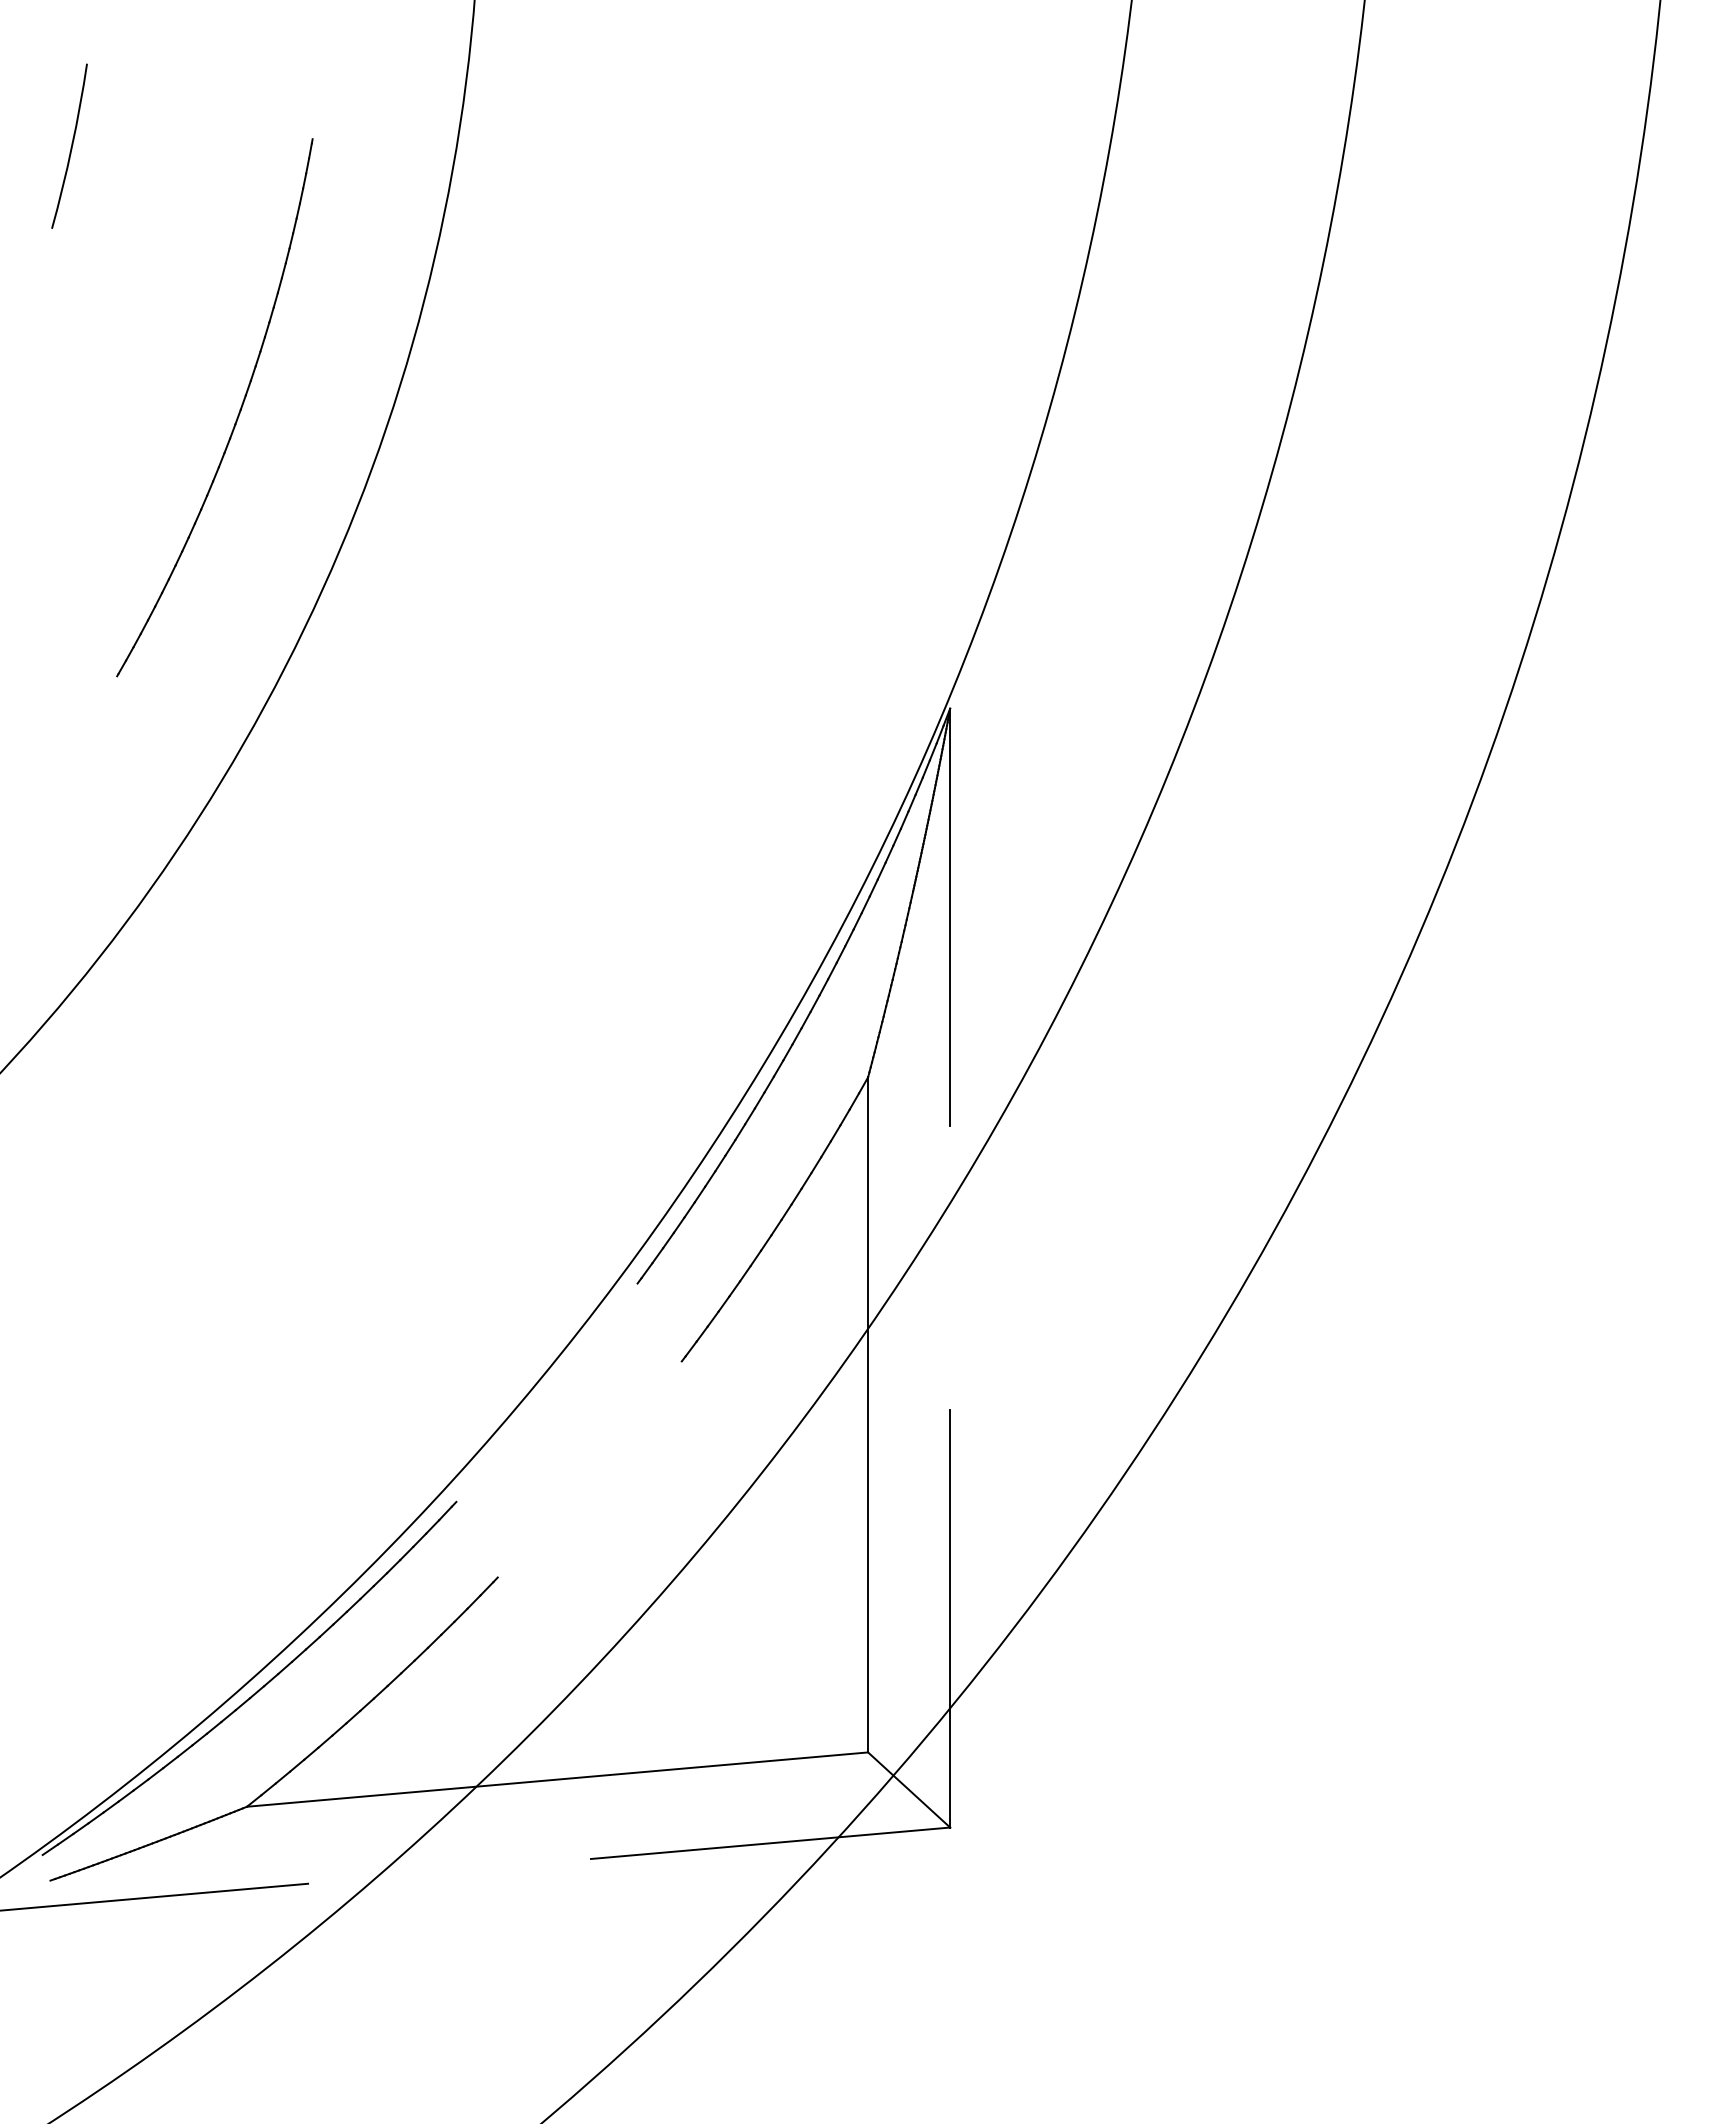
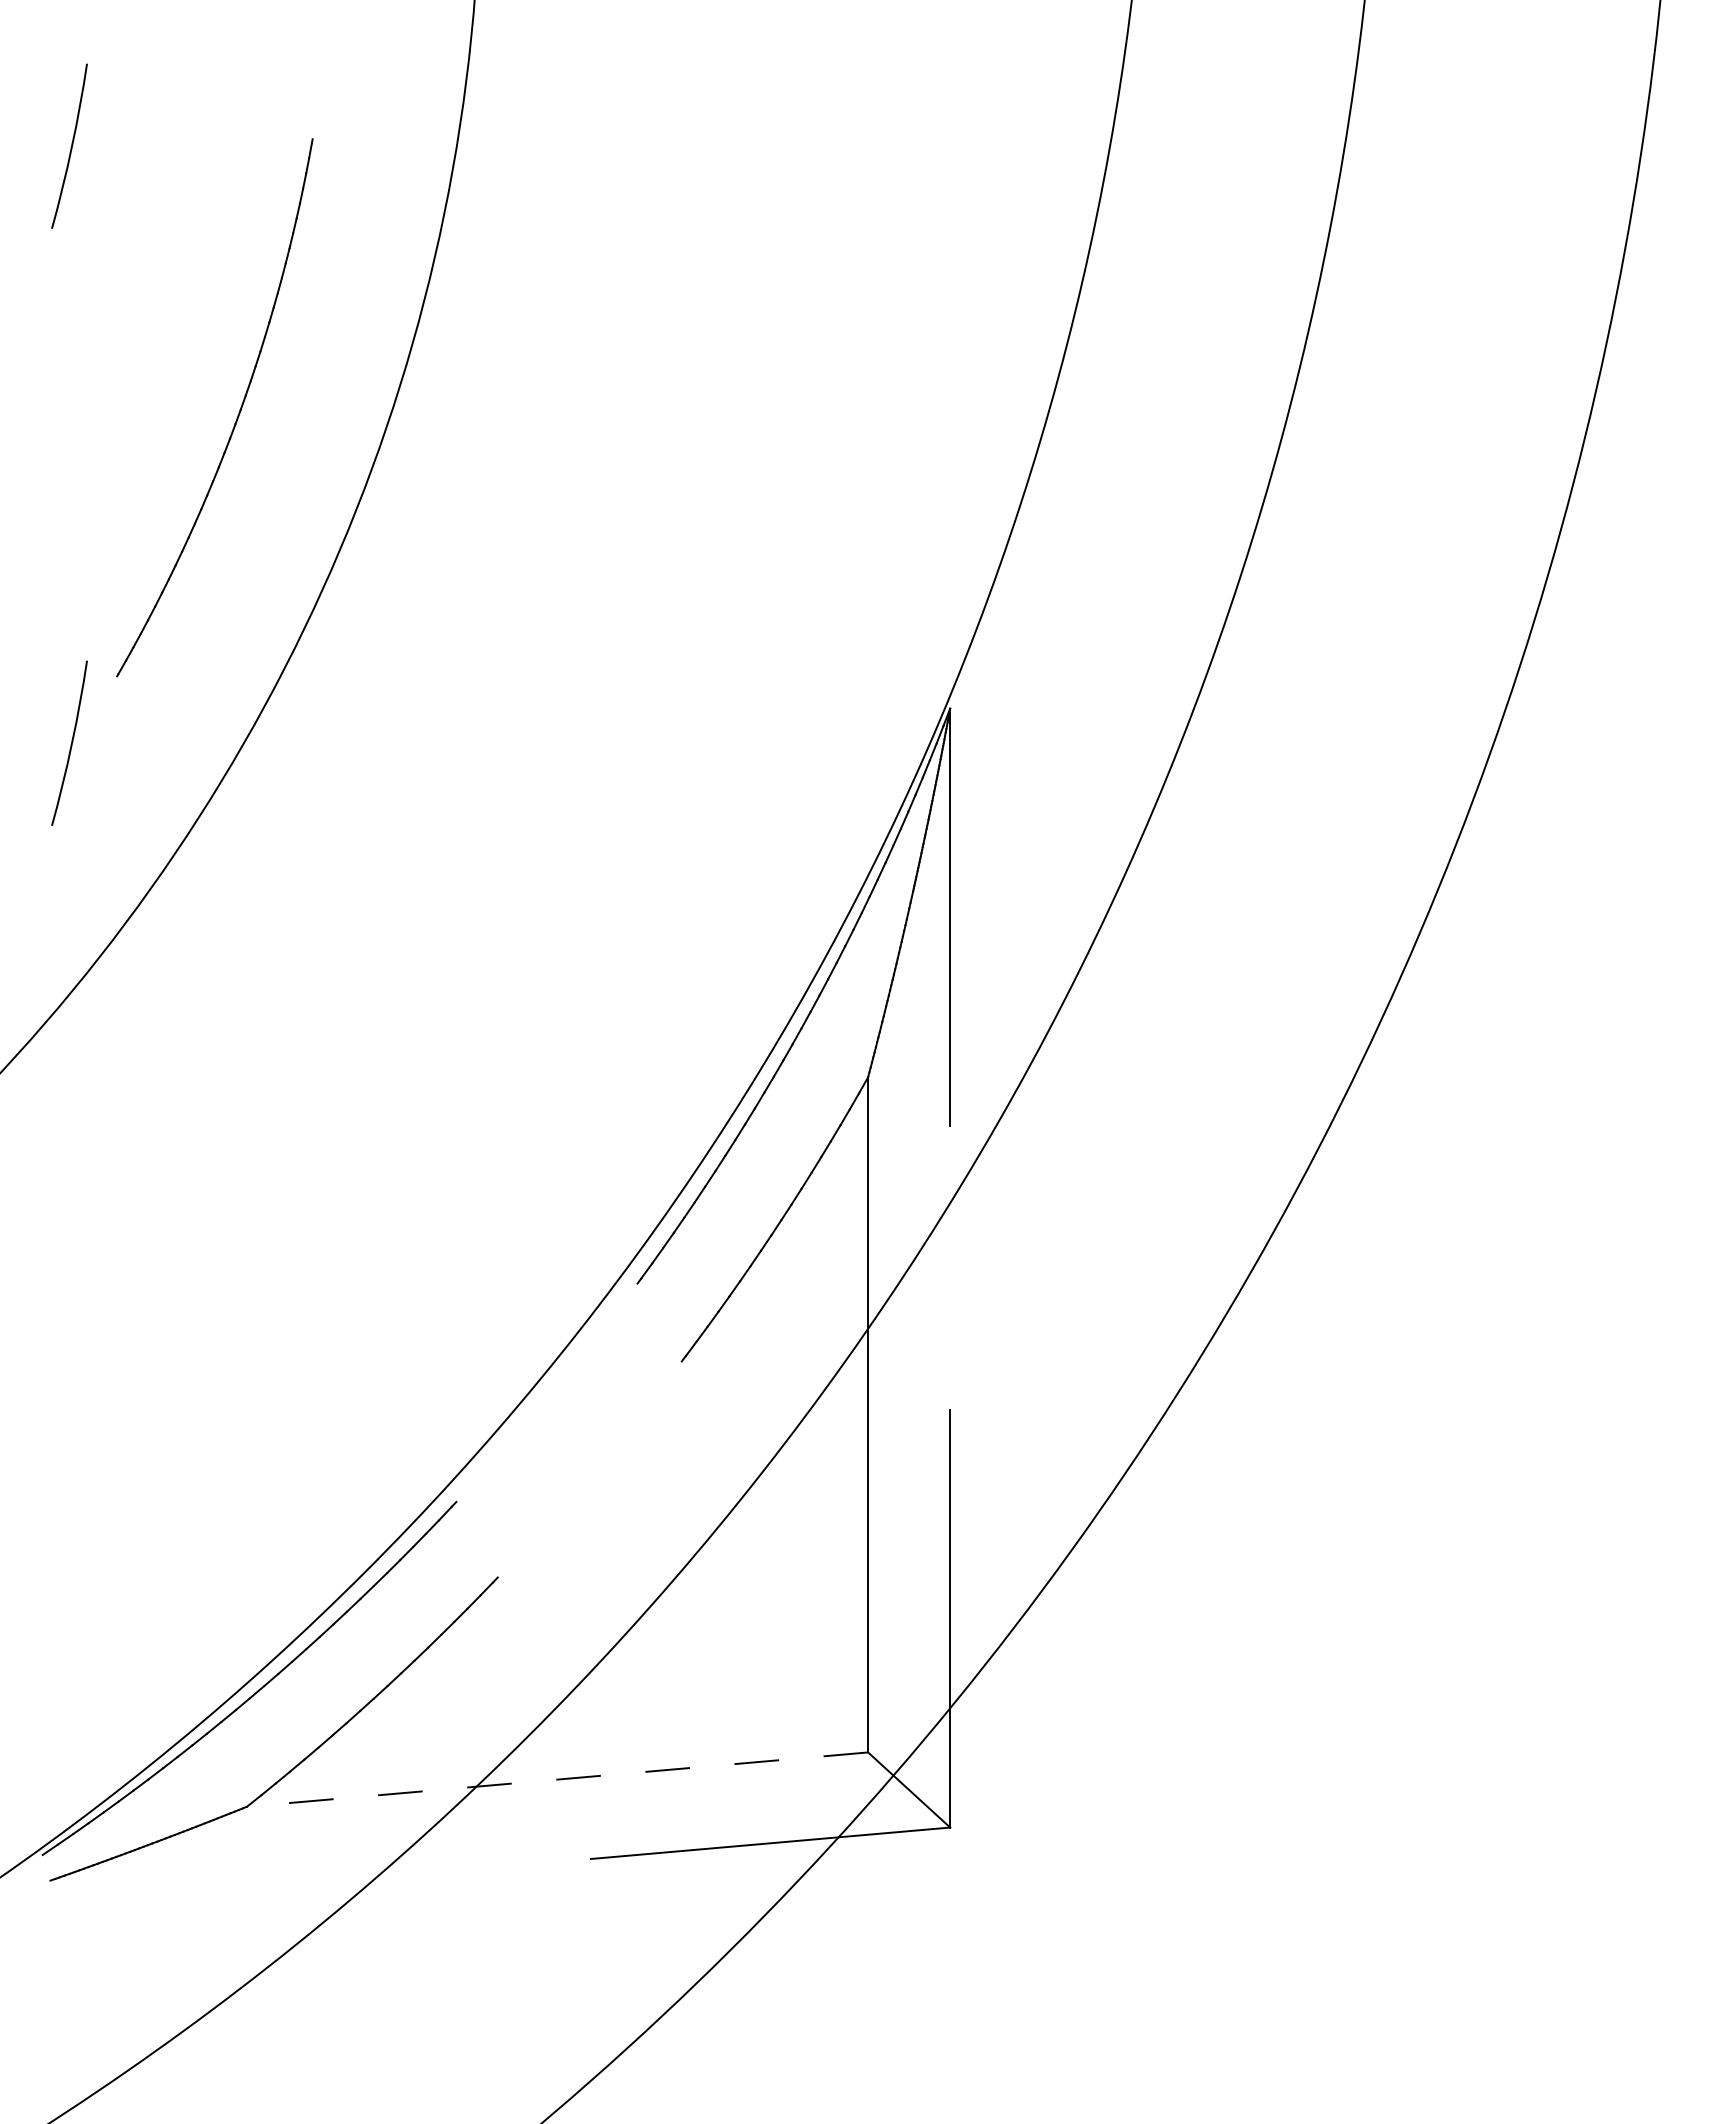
arc: none -> present (71, 742)
line: solid -> dashed (557, 1779)
line: present -> none (155, 1896)
